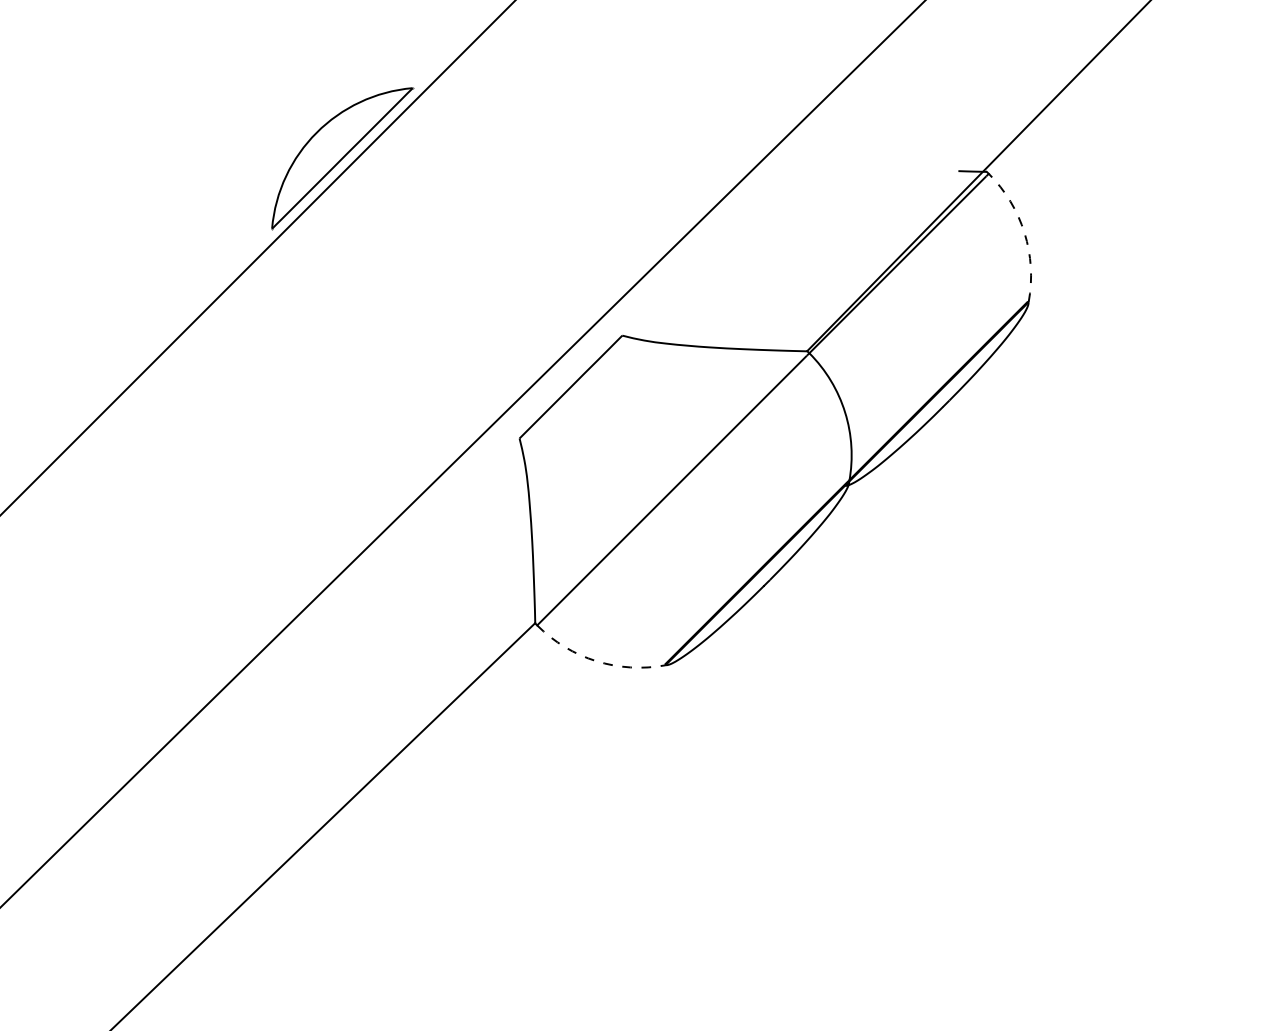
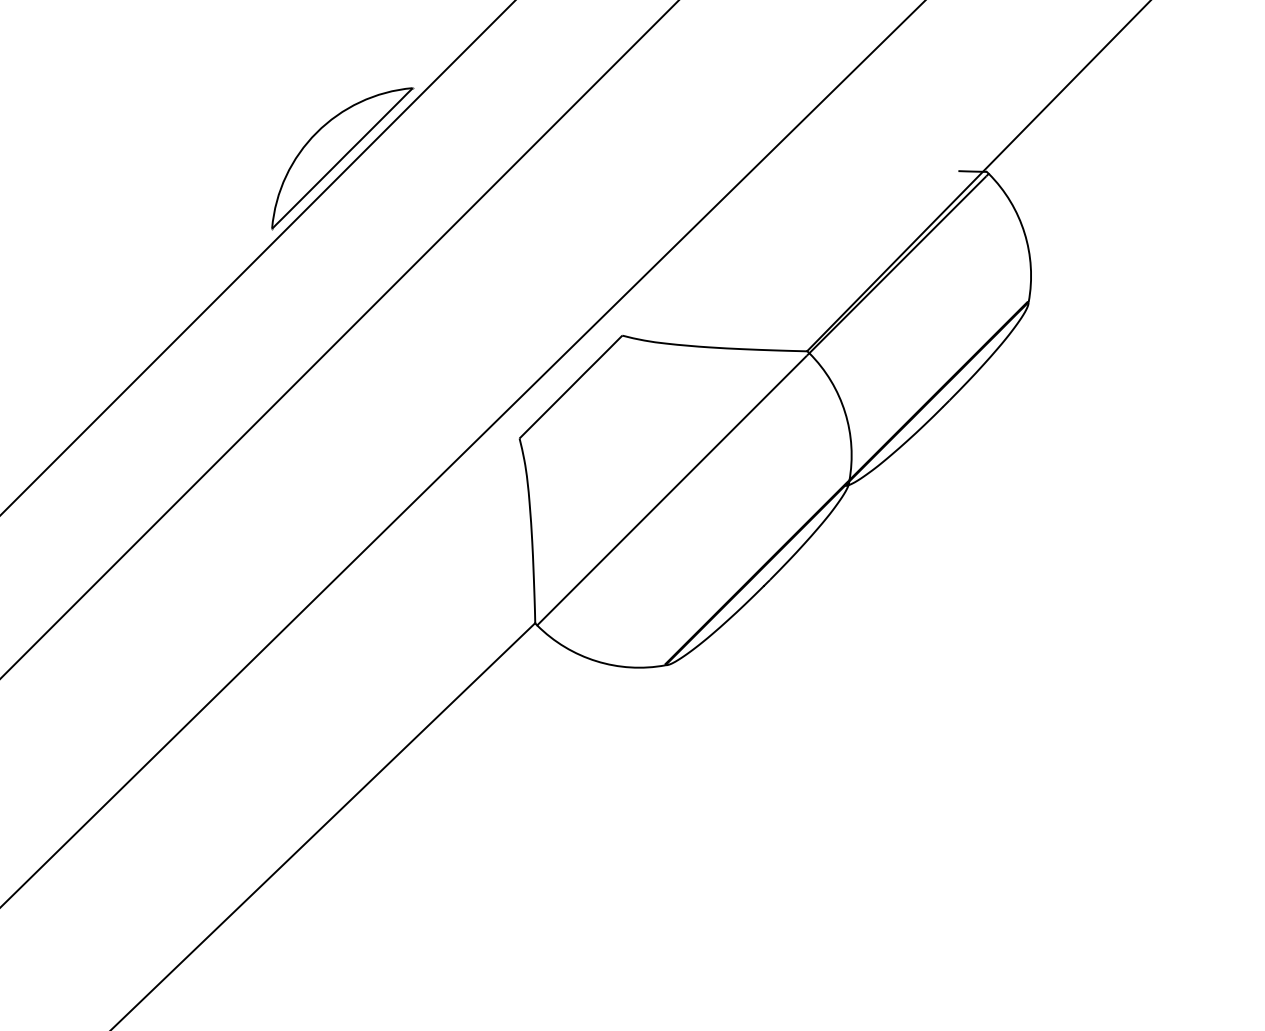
arc: dashed -> solid (1024, 233)
line: none -> present (339, 339)
arc: dashed -> solid (596, 661)
